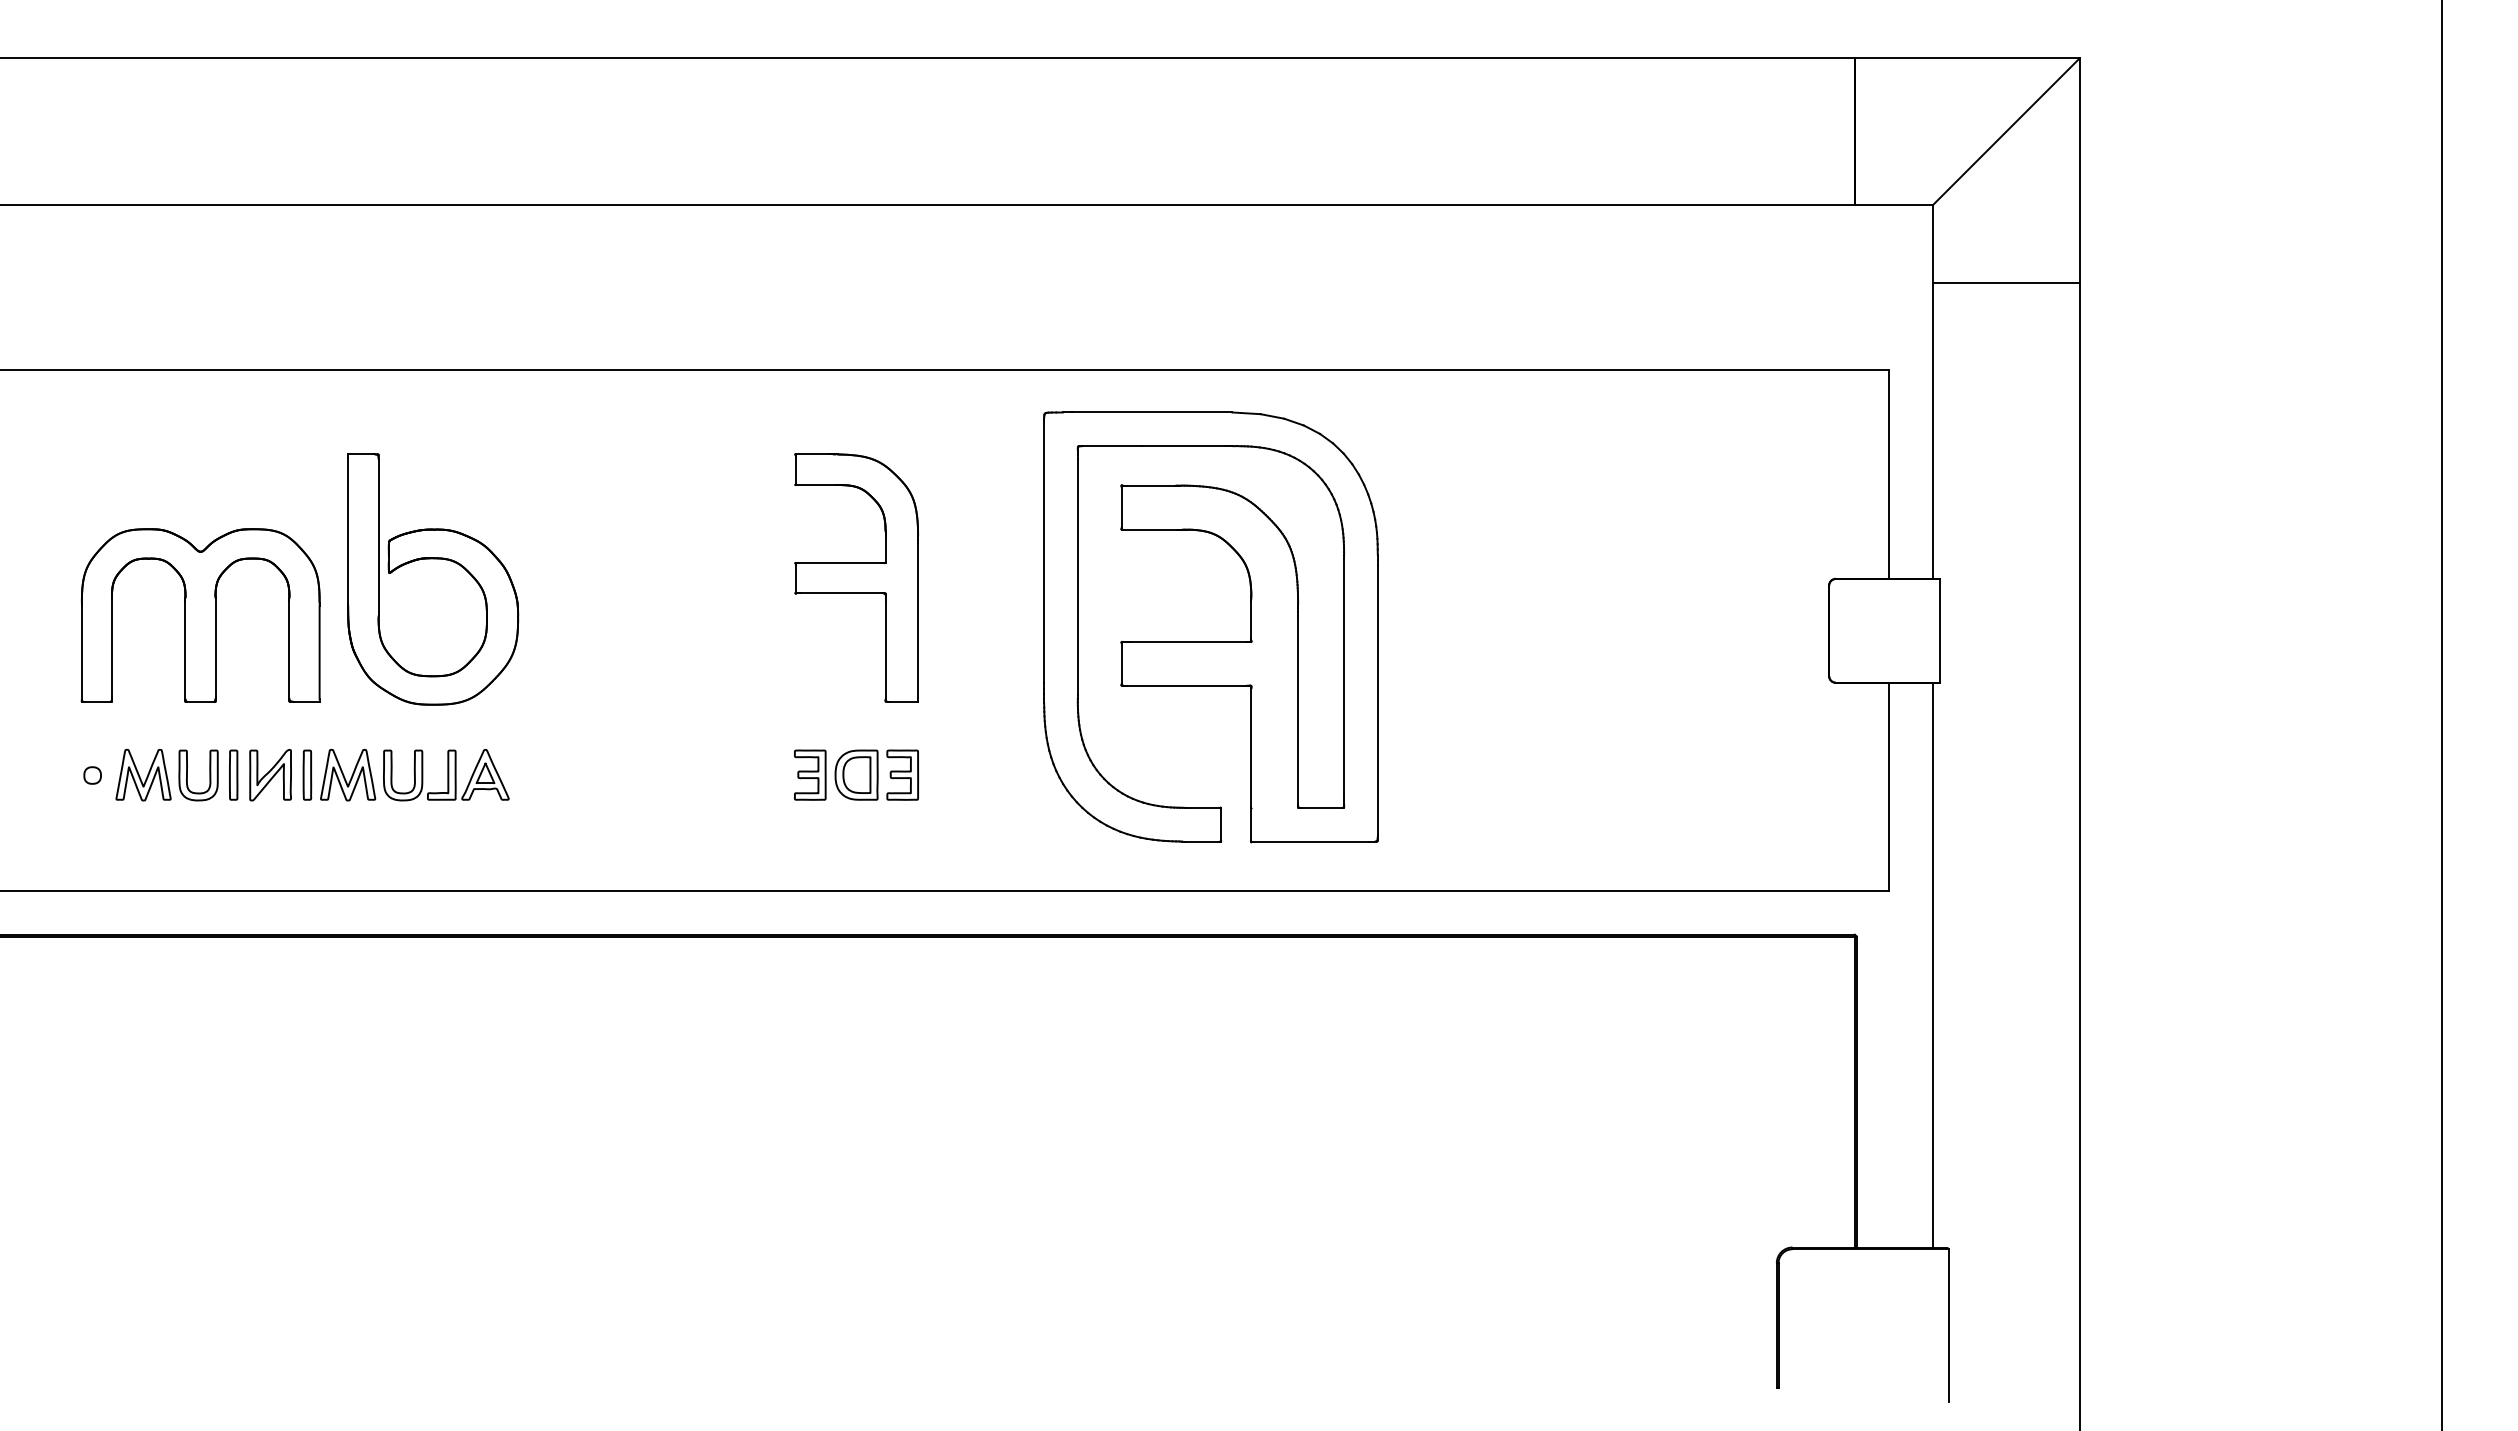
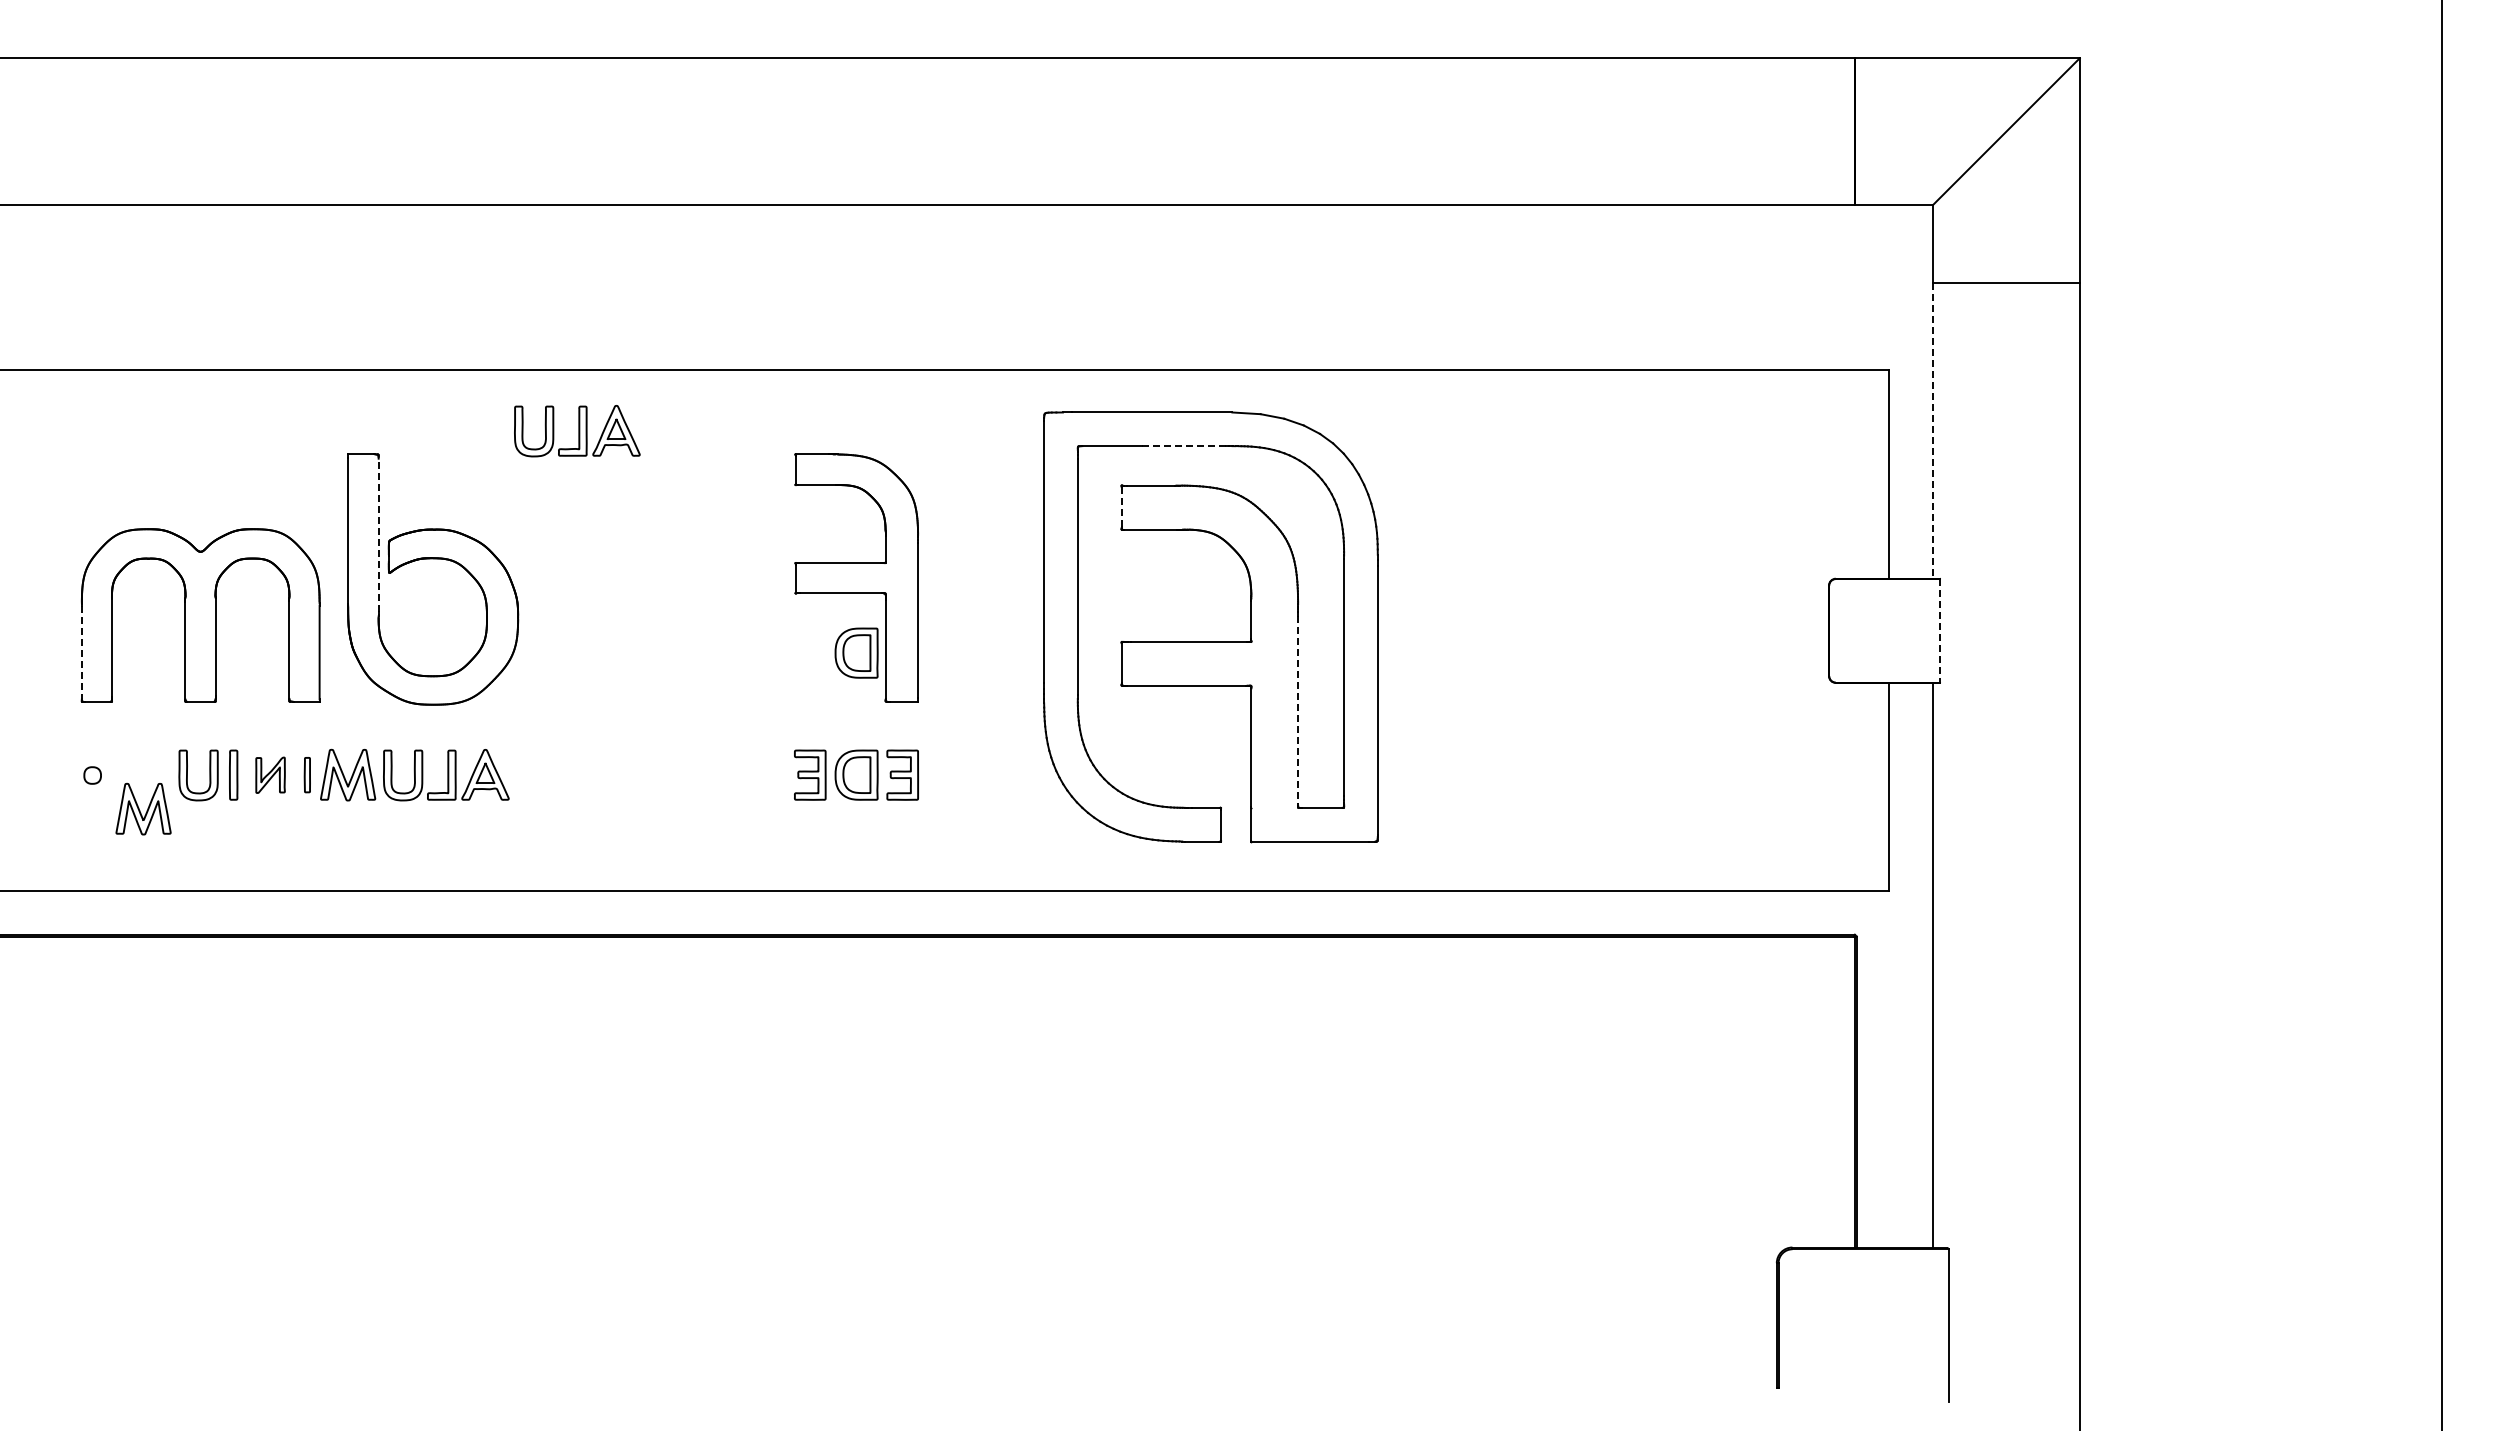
part: none -> present (577, 431)
line: solid -> dashed (1933, 431)
line: solid -> dashed (1183, 446)
line: solid -> dashed (1121, 506)
line: solid -> dashed (378, 535)
line: solid -> dashed (1940, 630)
line: solid -> dashed (81, 652)
part: none -> present (856, 652)
line: solid -> dashed (1298, 710)
part position: (143, 774) -> (143, 808) (143, 808)
part size: 11x52 px -> 8x37 px (306, 775)
part size: 43x53 px -> 31x38 px (270, 774)
